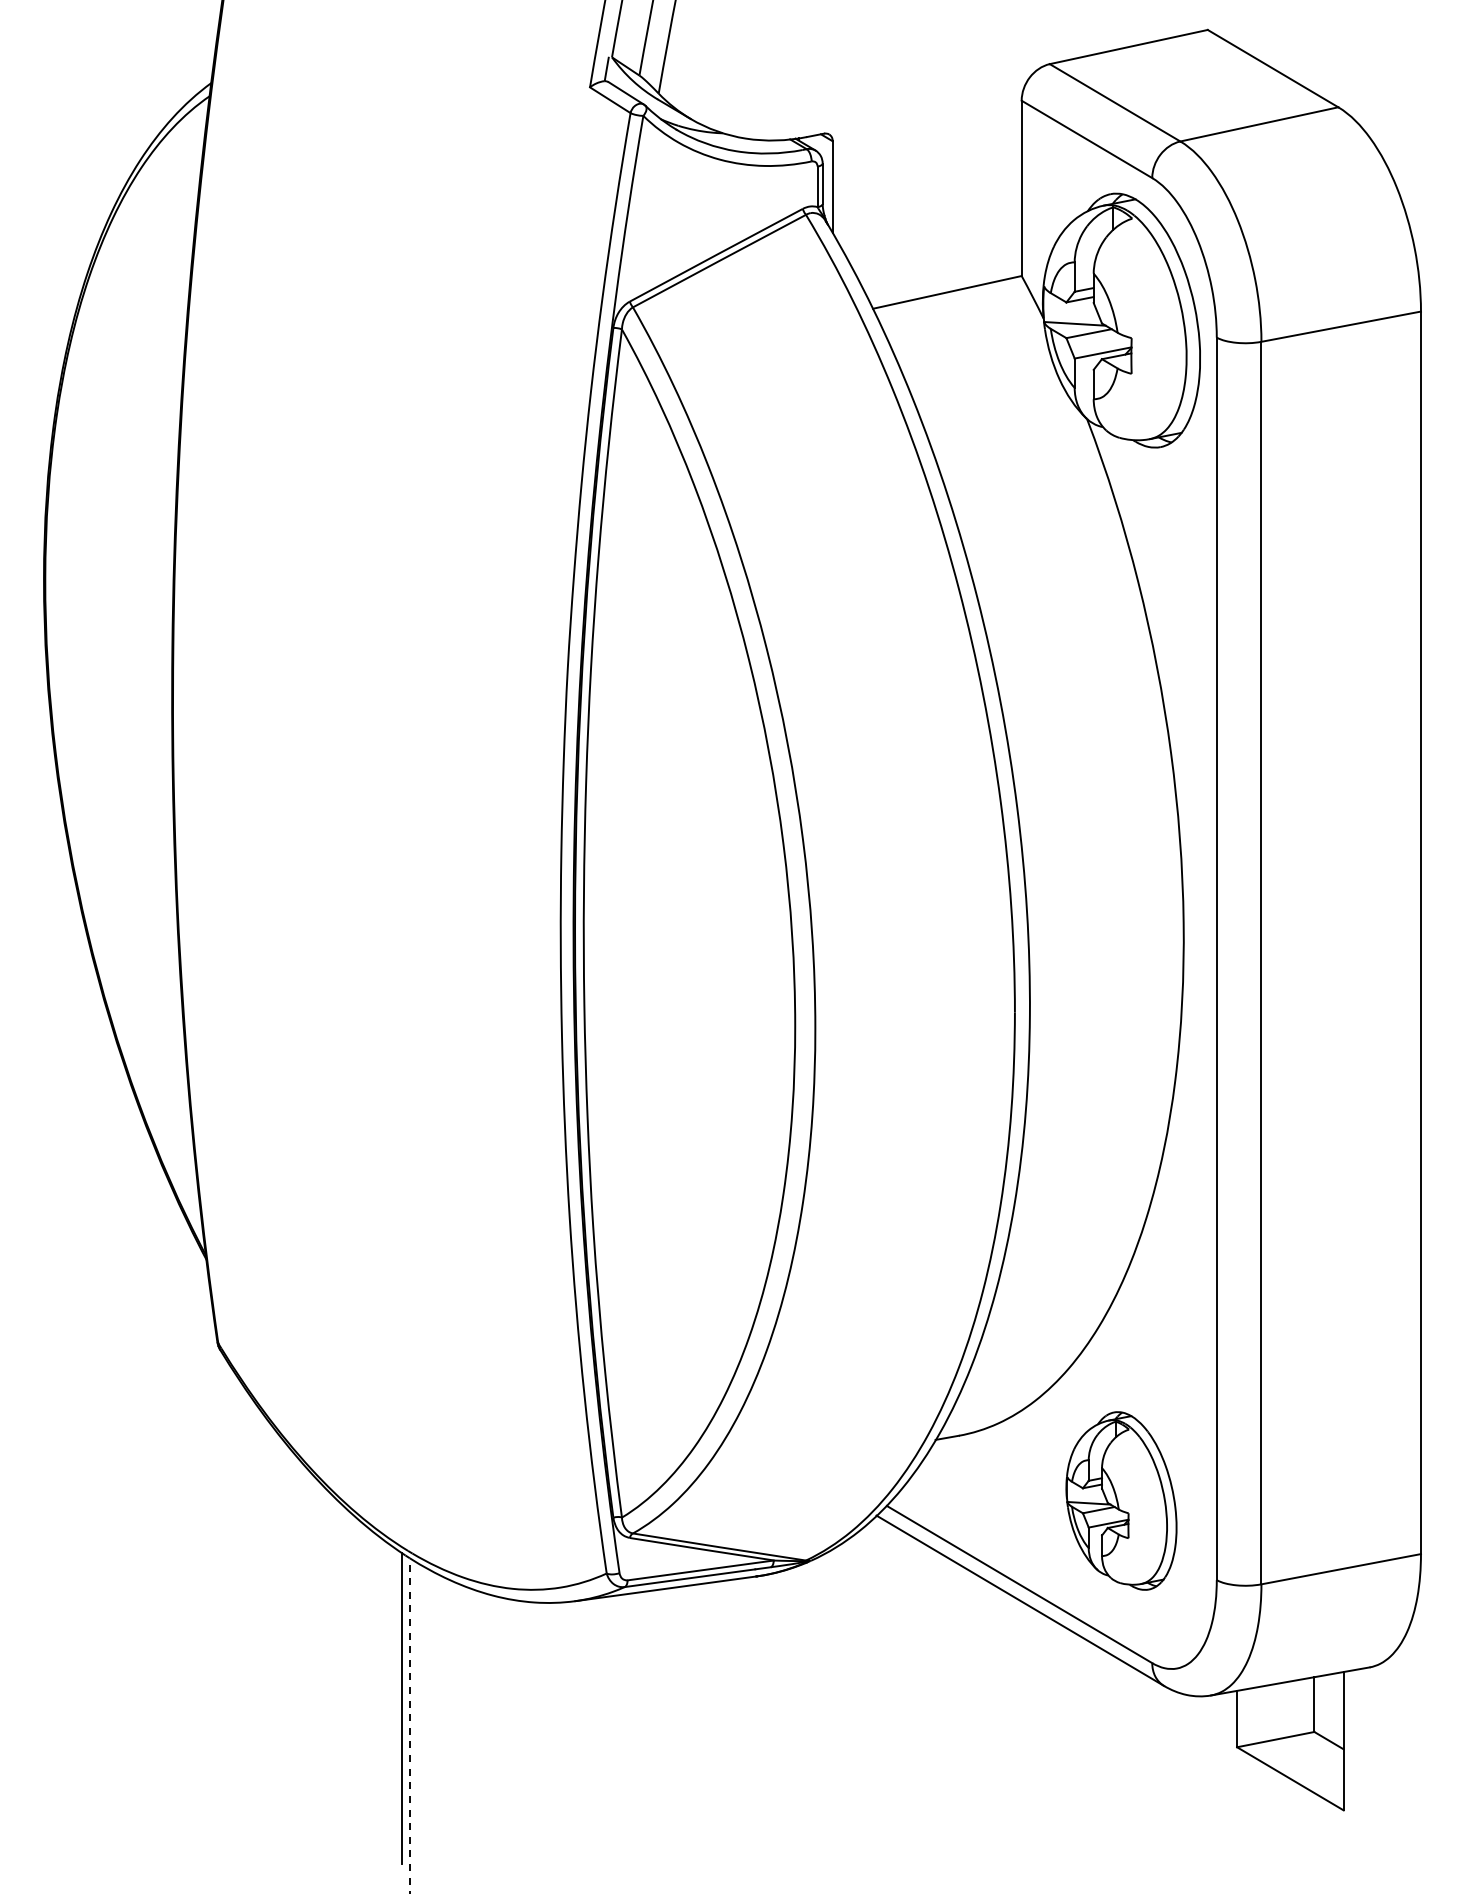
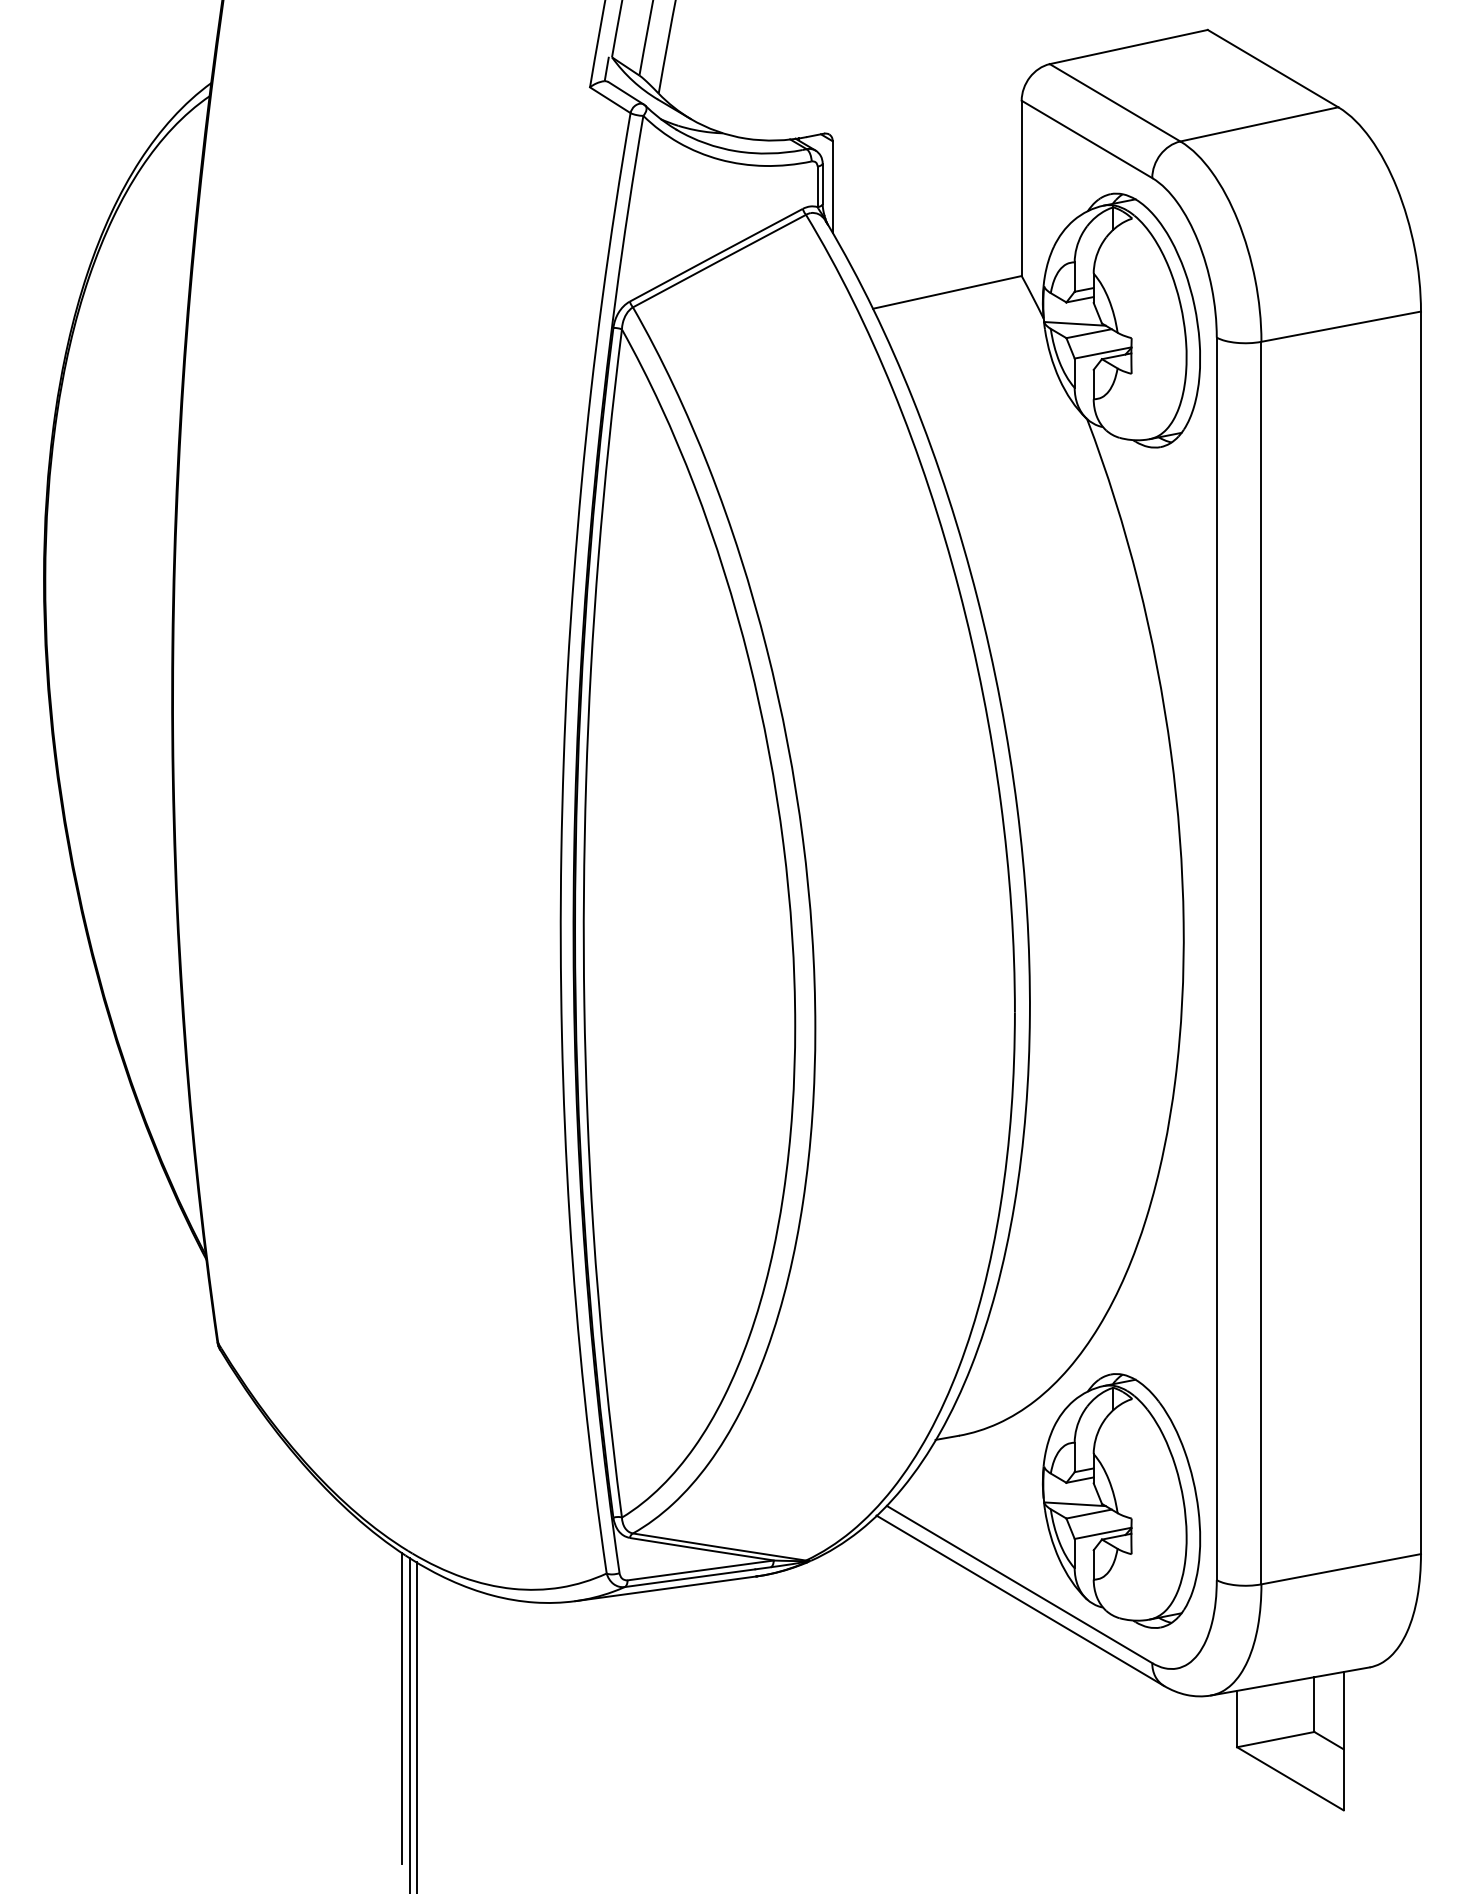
part size: 113x180 px -> 161x256 px (1121, 1500)
line: dashed -> solid (410, 1725)
line: none -> present (416, 1726)
